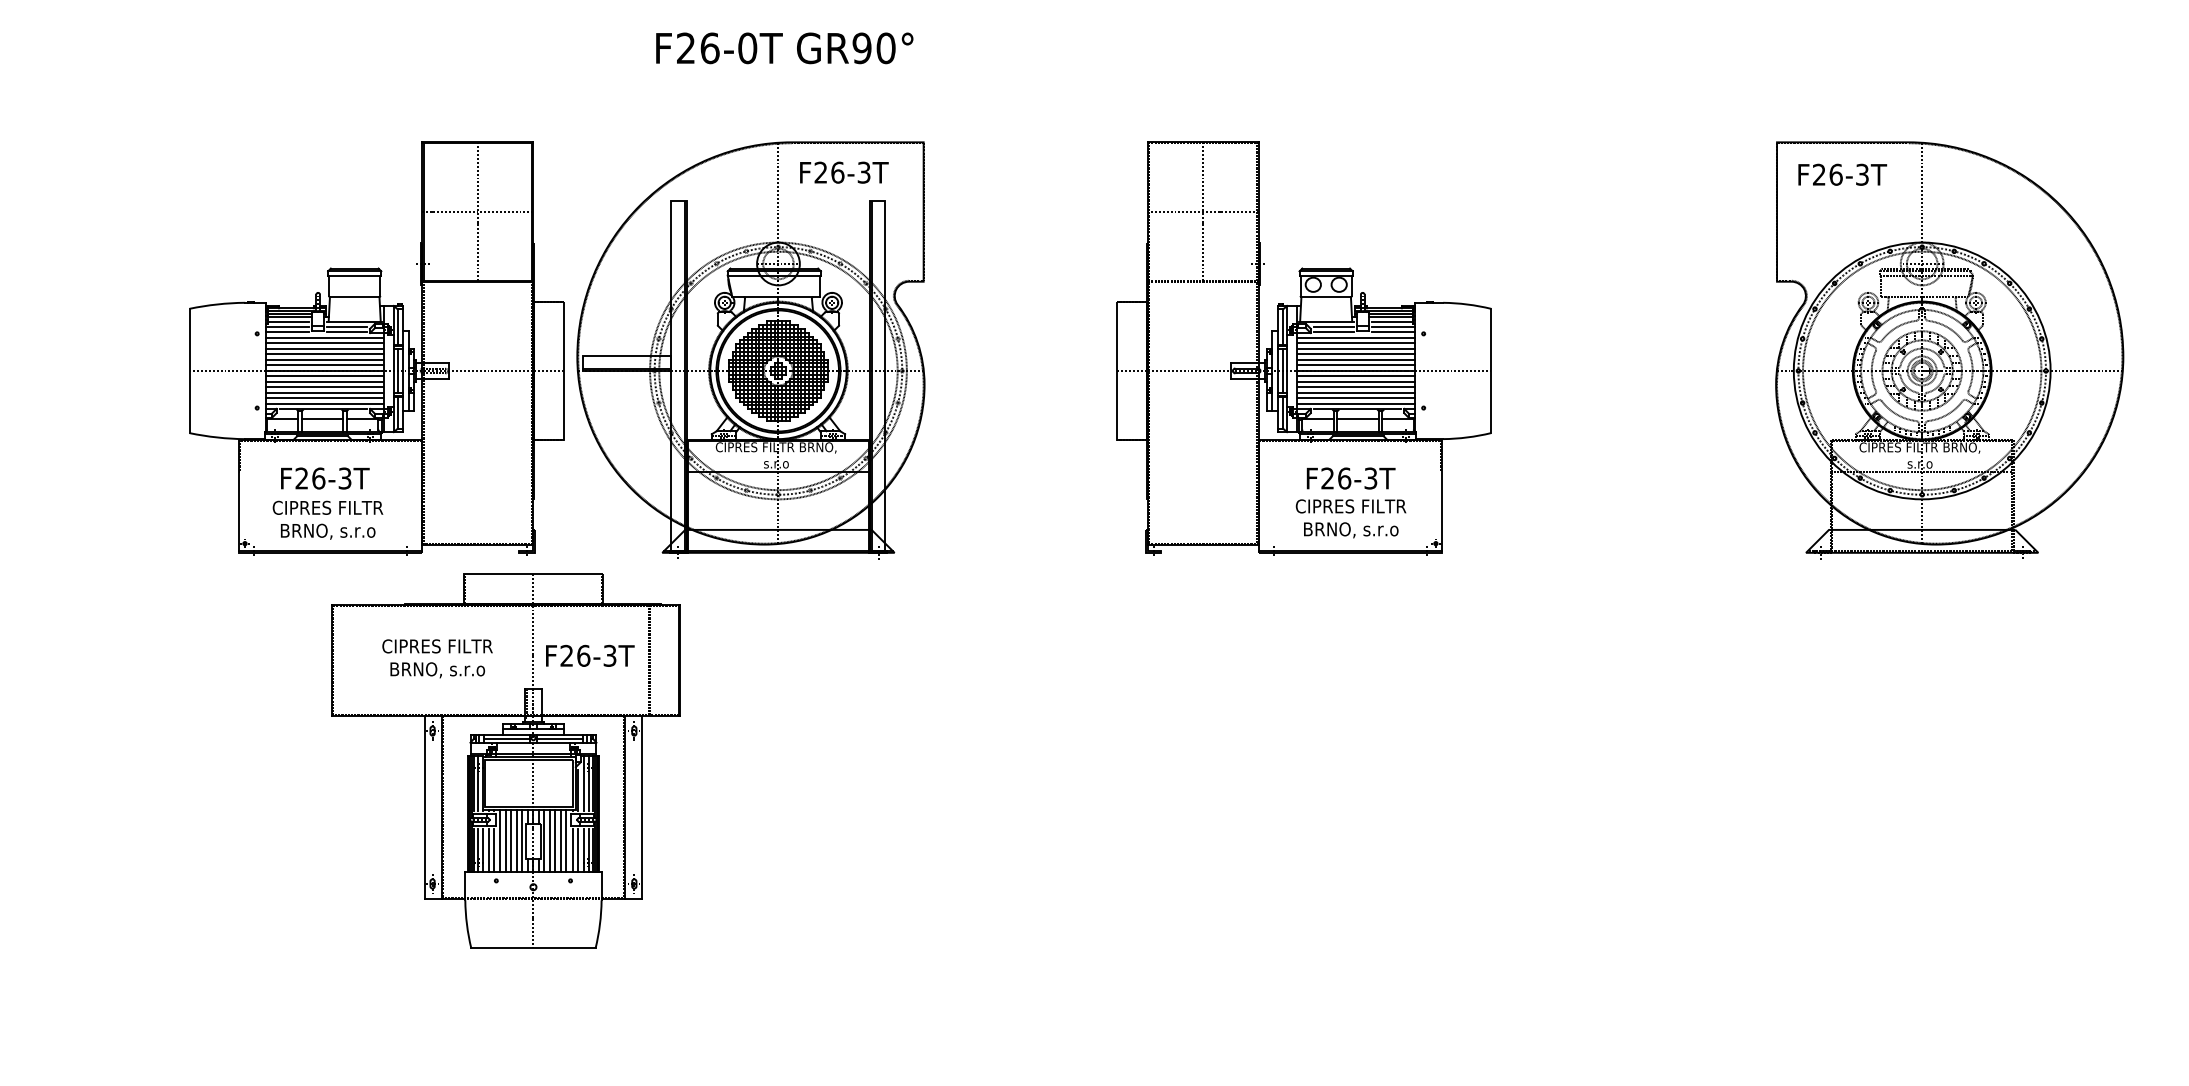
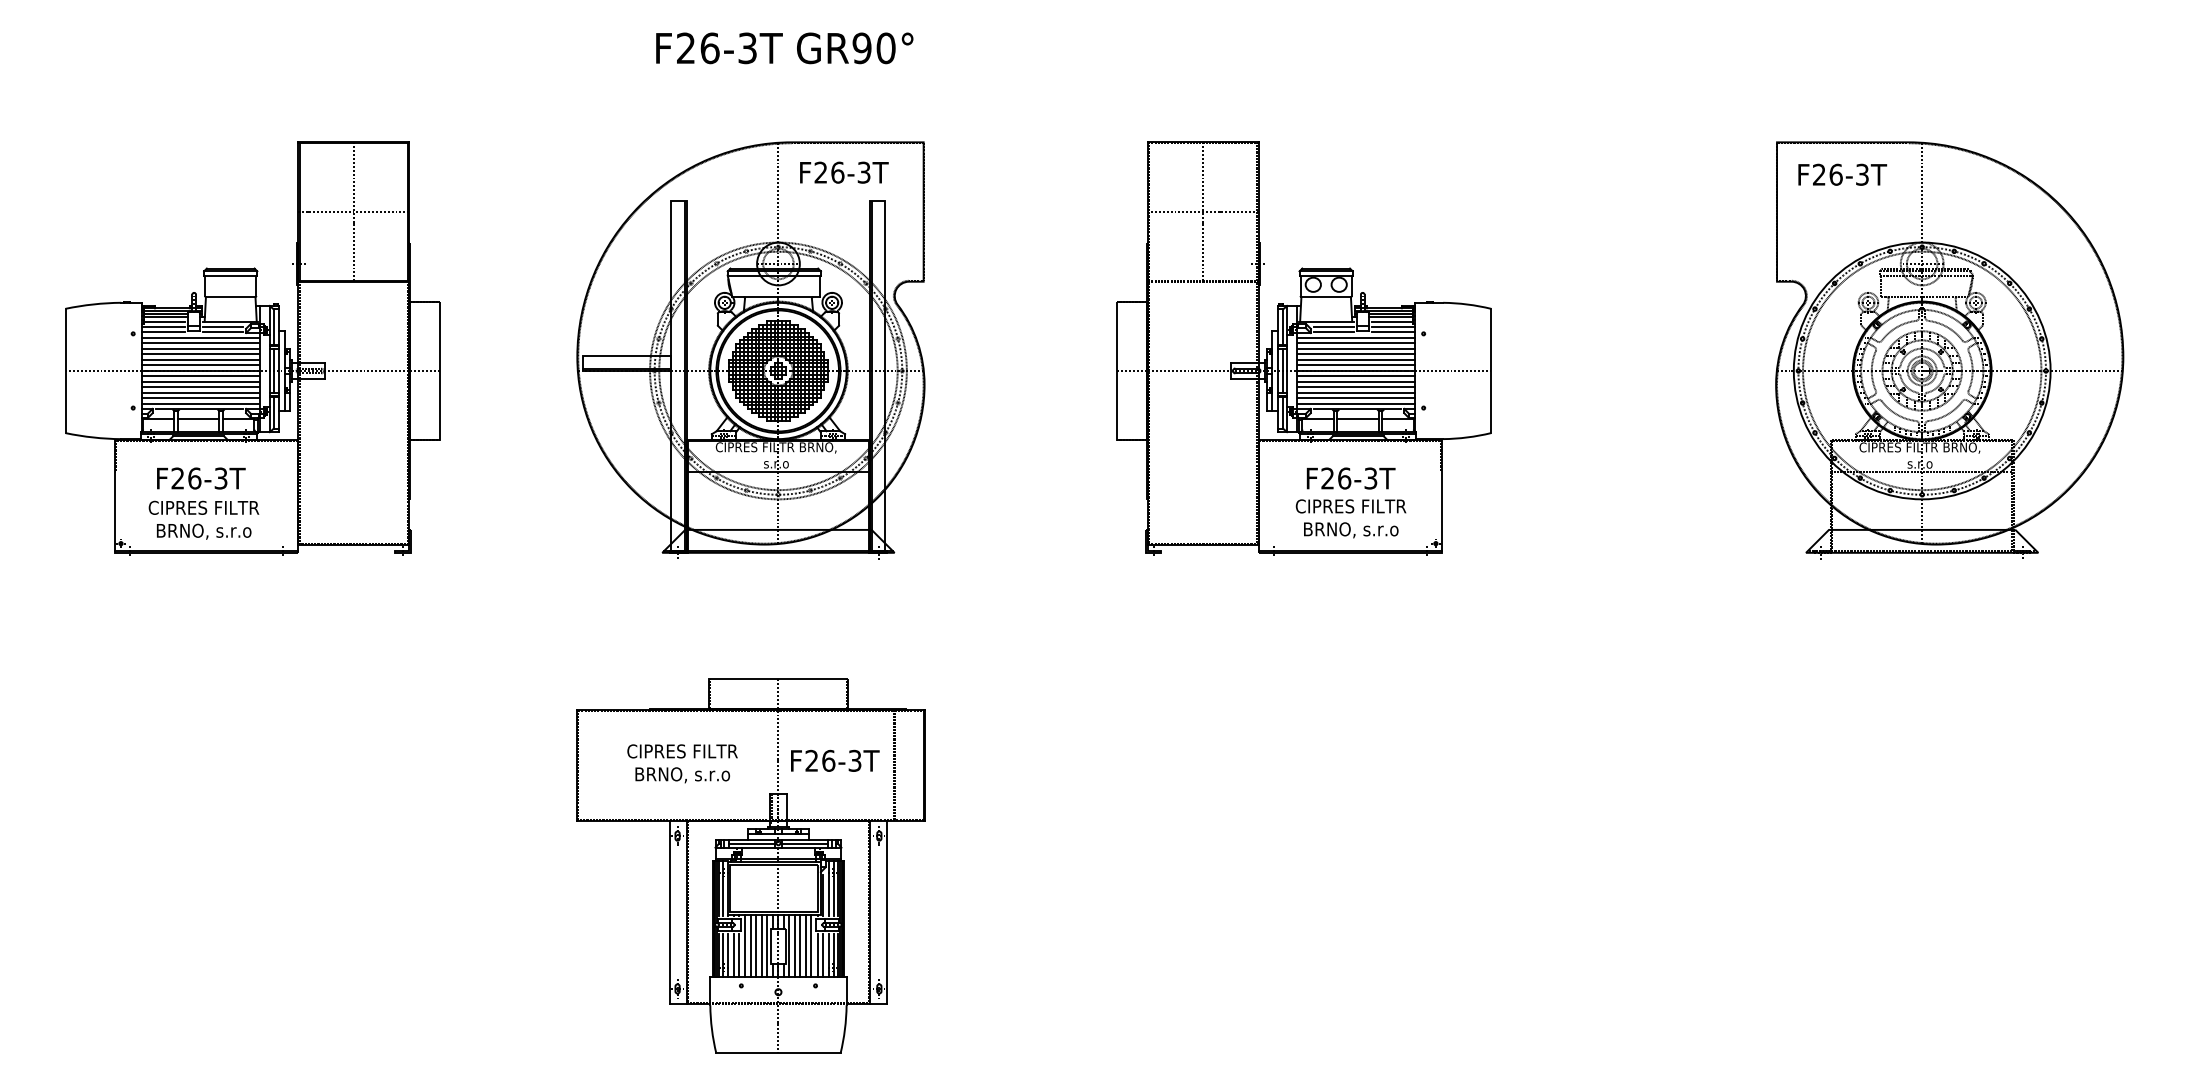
text: F26-0T -> F26-3T (747, 48)
part position: (376, 348) -> (252, 348) (252, 348)
part position: (505, 760) -> (750, 865) (750, 865)
